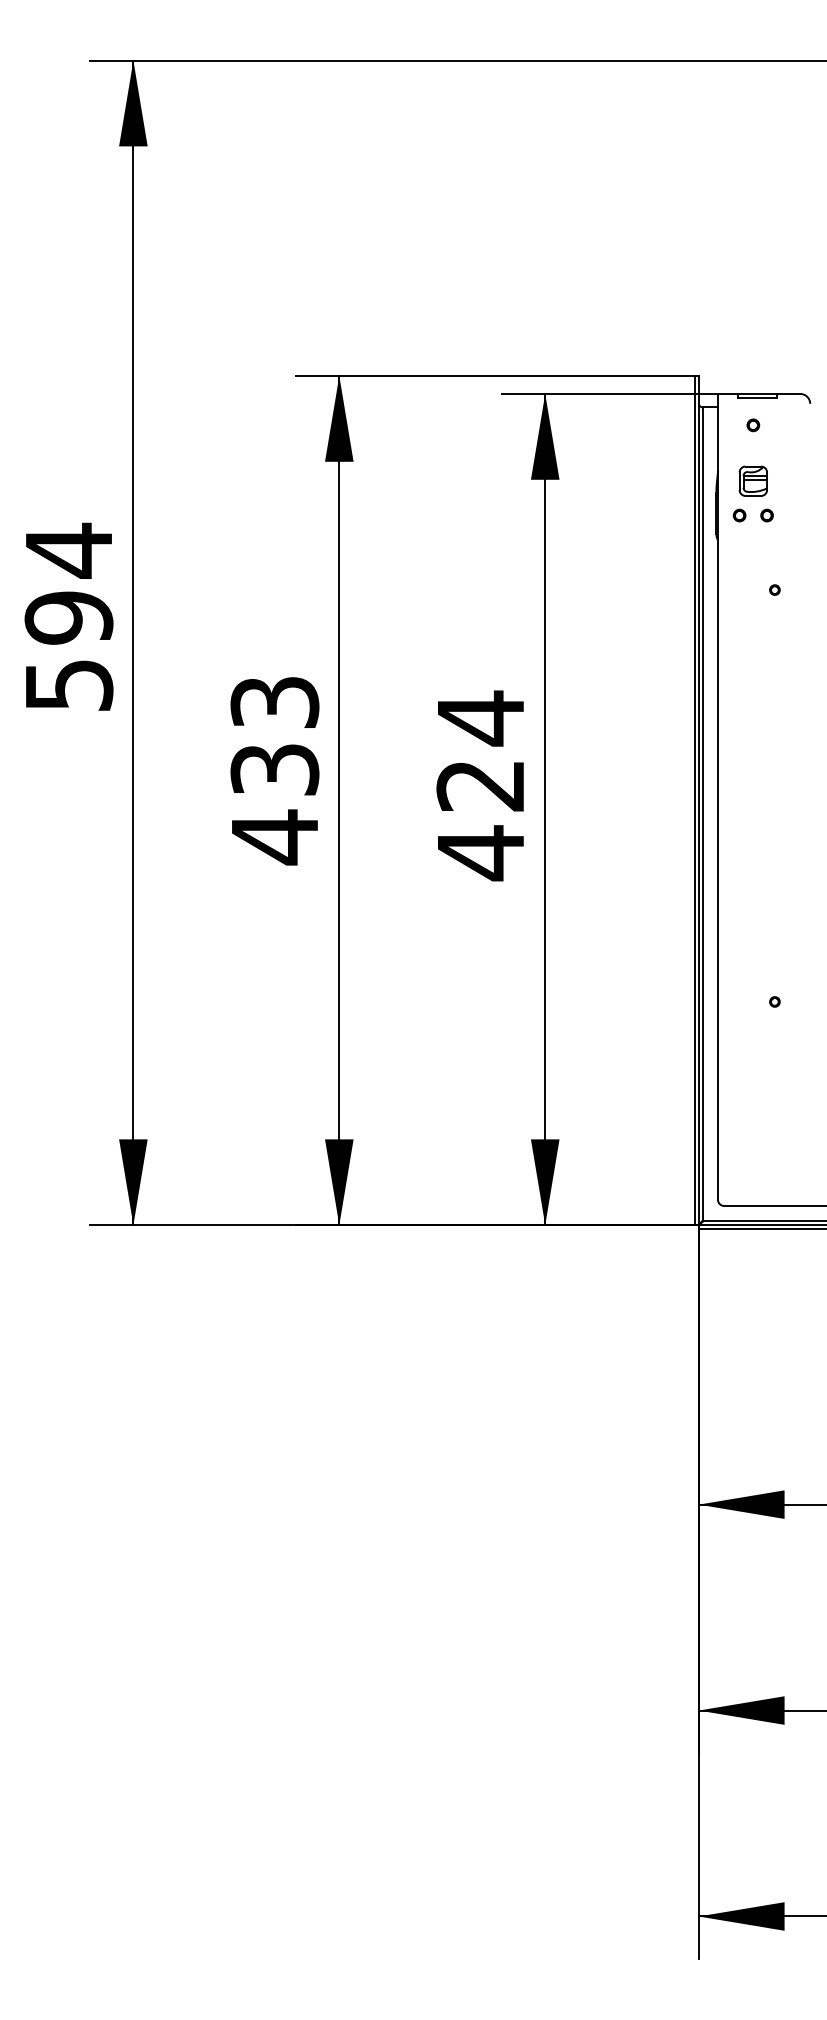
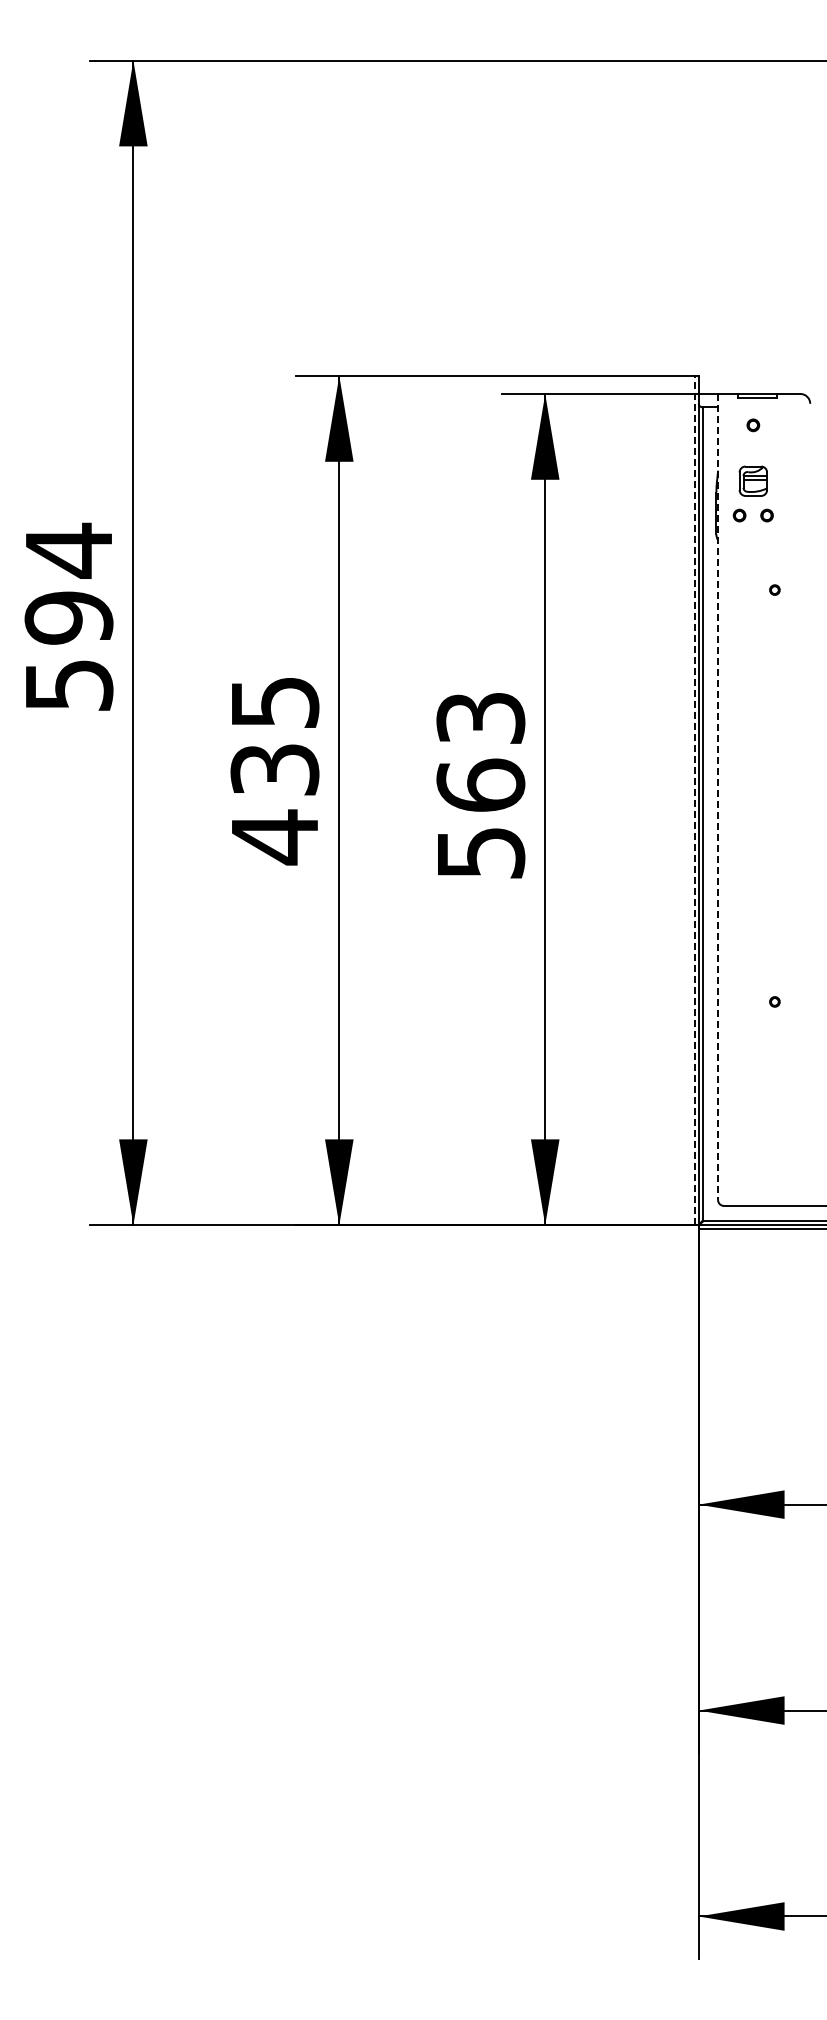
text: 433 -> 435 (274, 702)
text: 424 -> 563 (480, 785)
line: solid -> dashed (718, 797)
line: solid -> dashed (694, 799)
